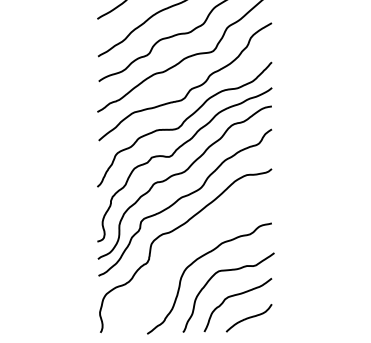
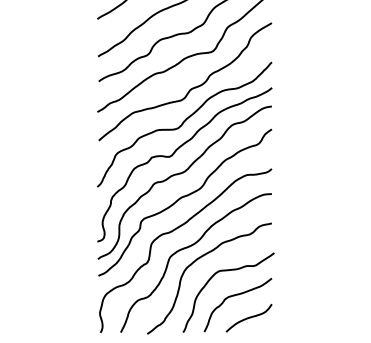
curve: none -> present (187, 248)
